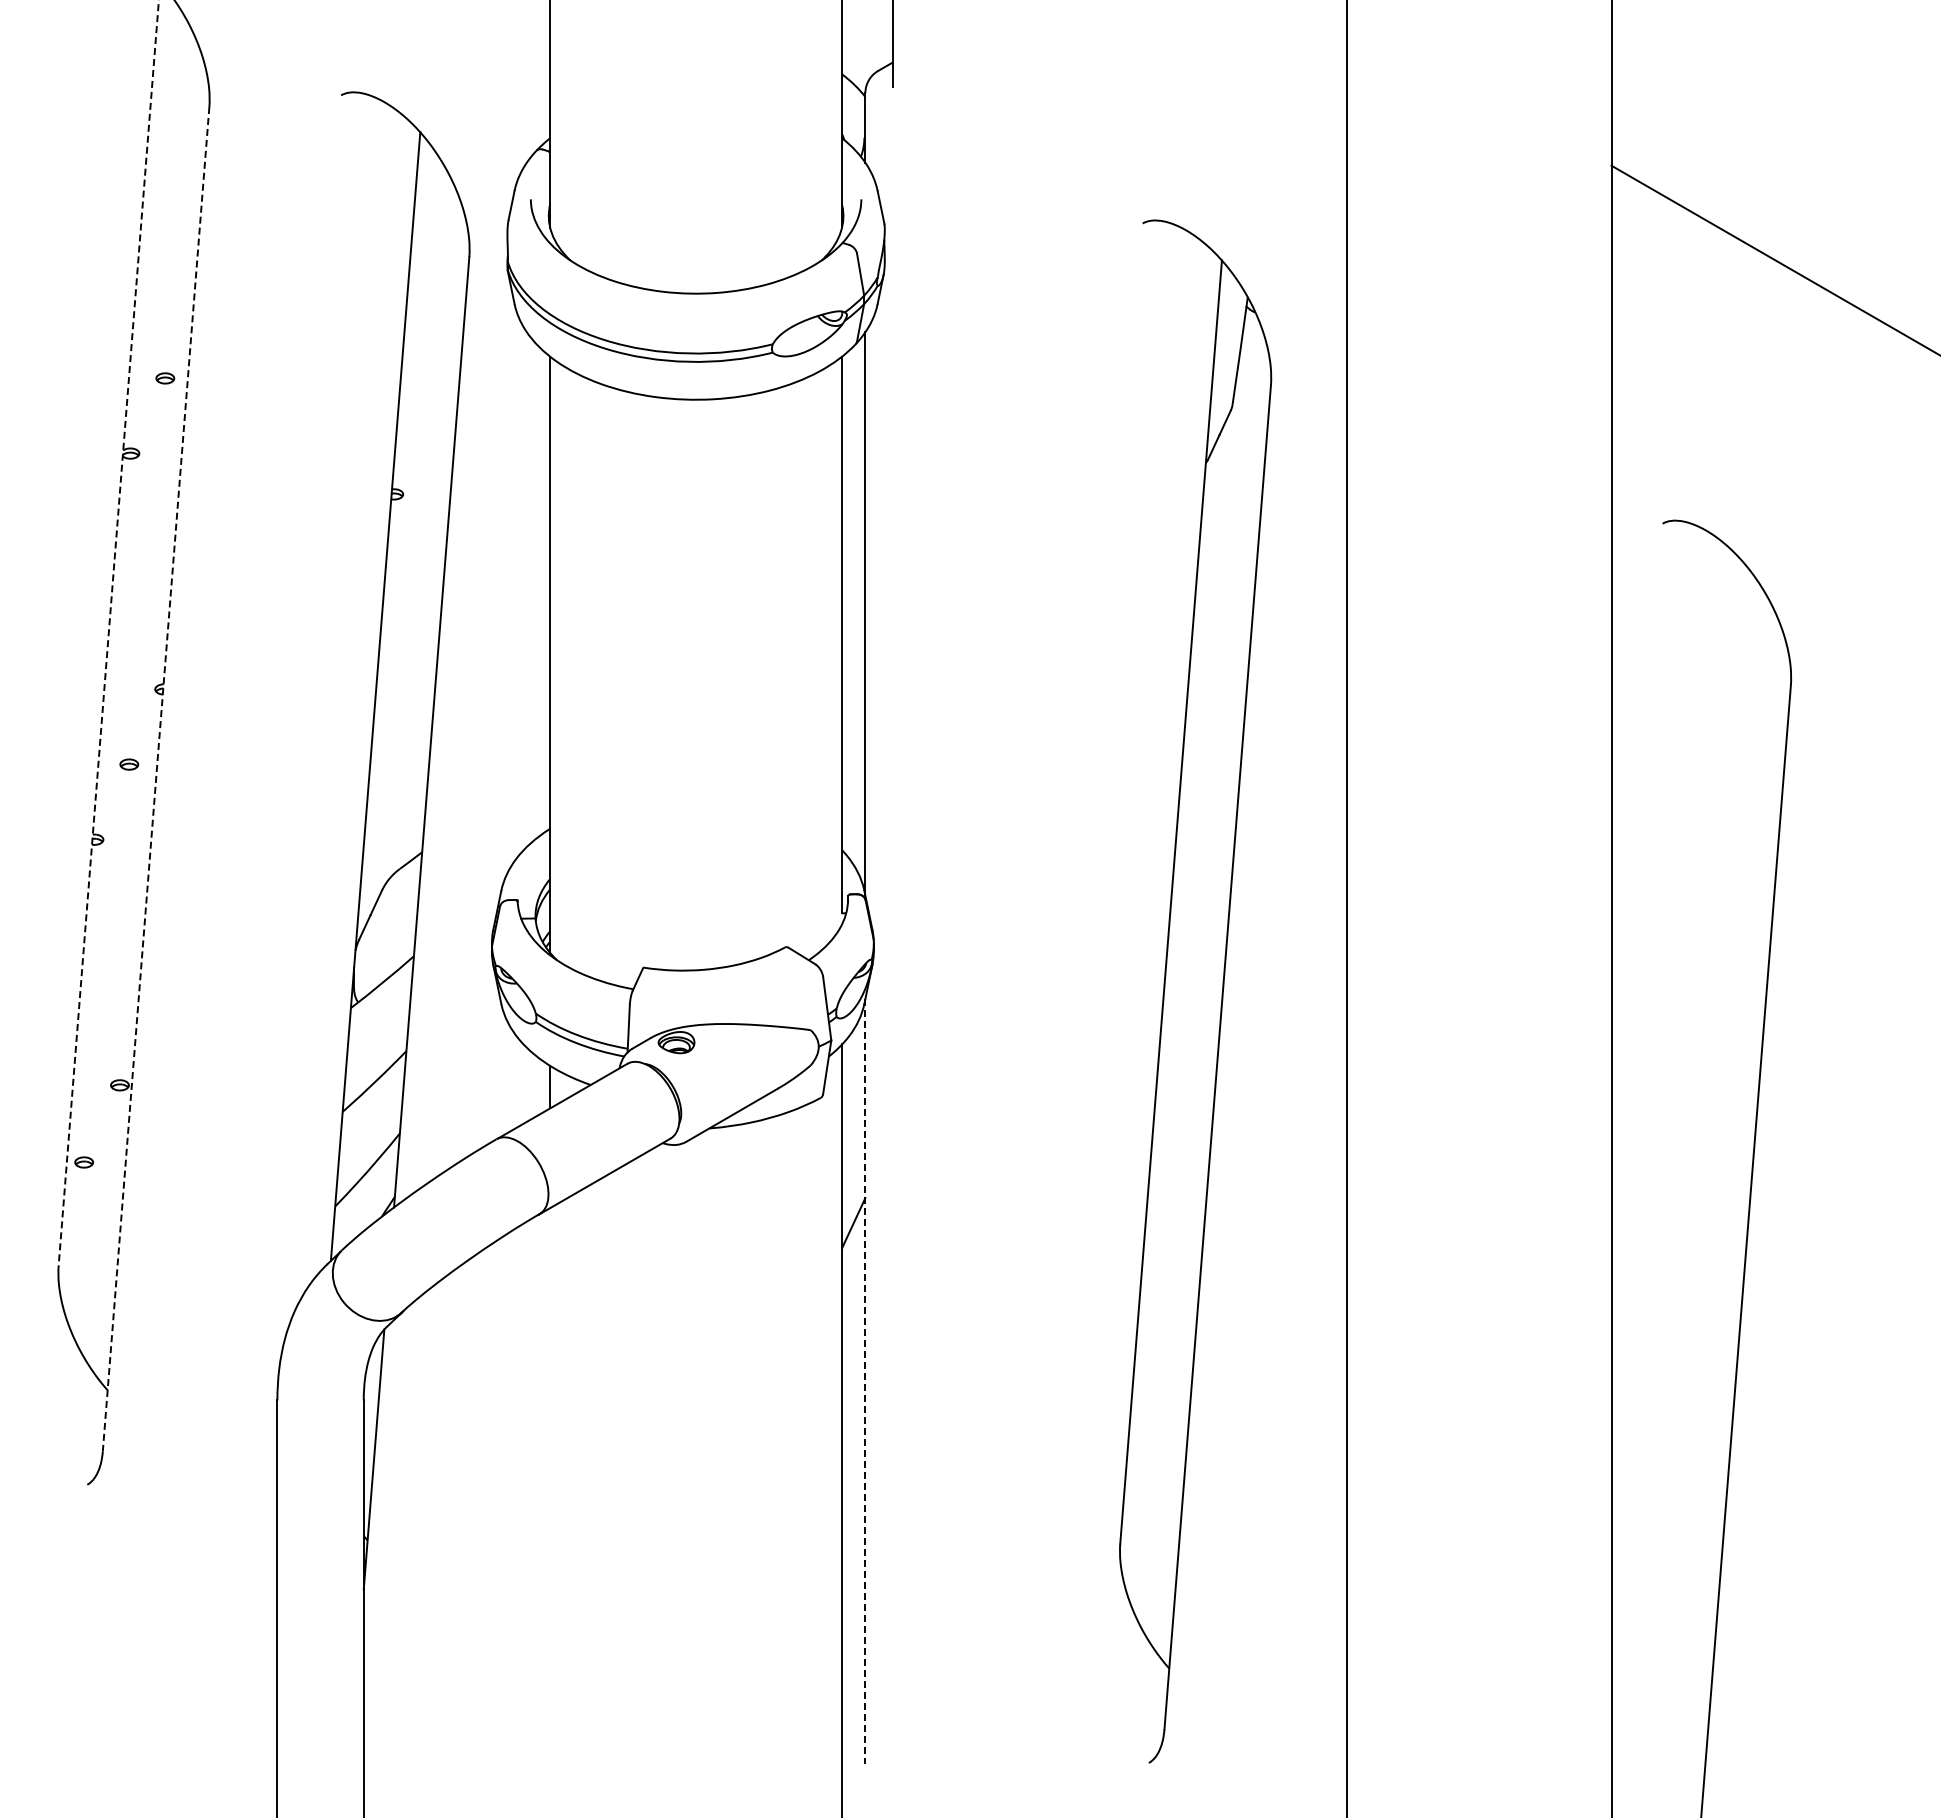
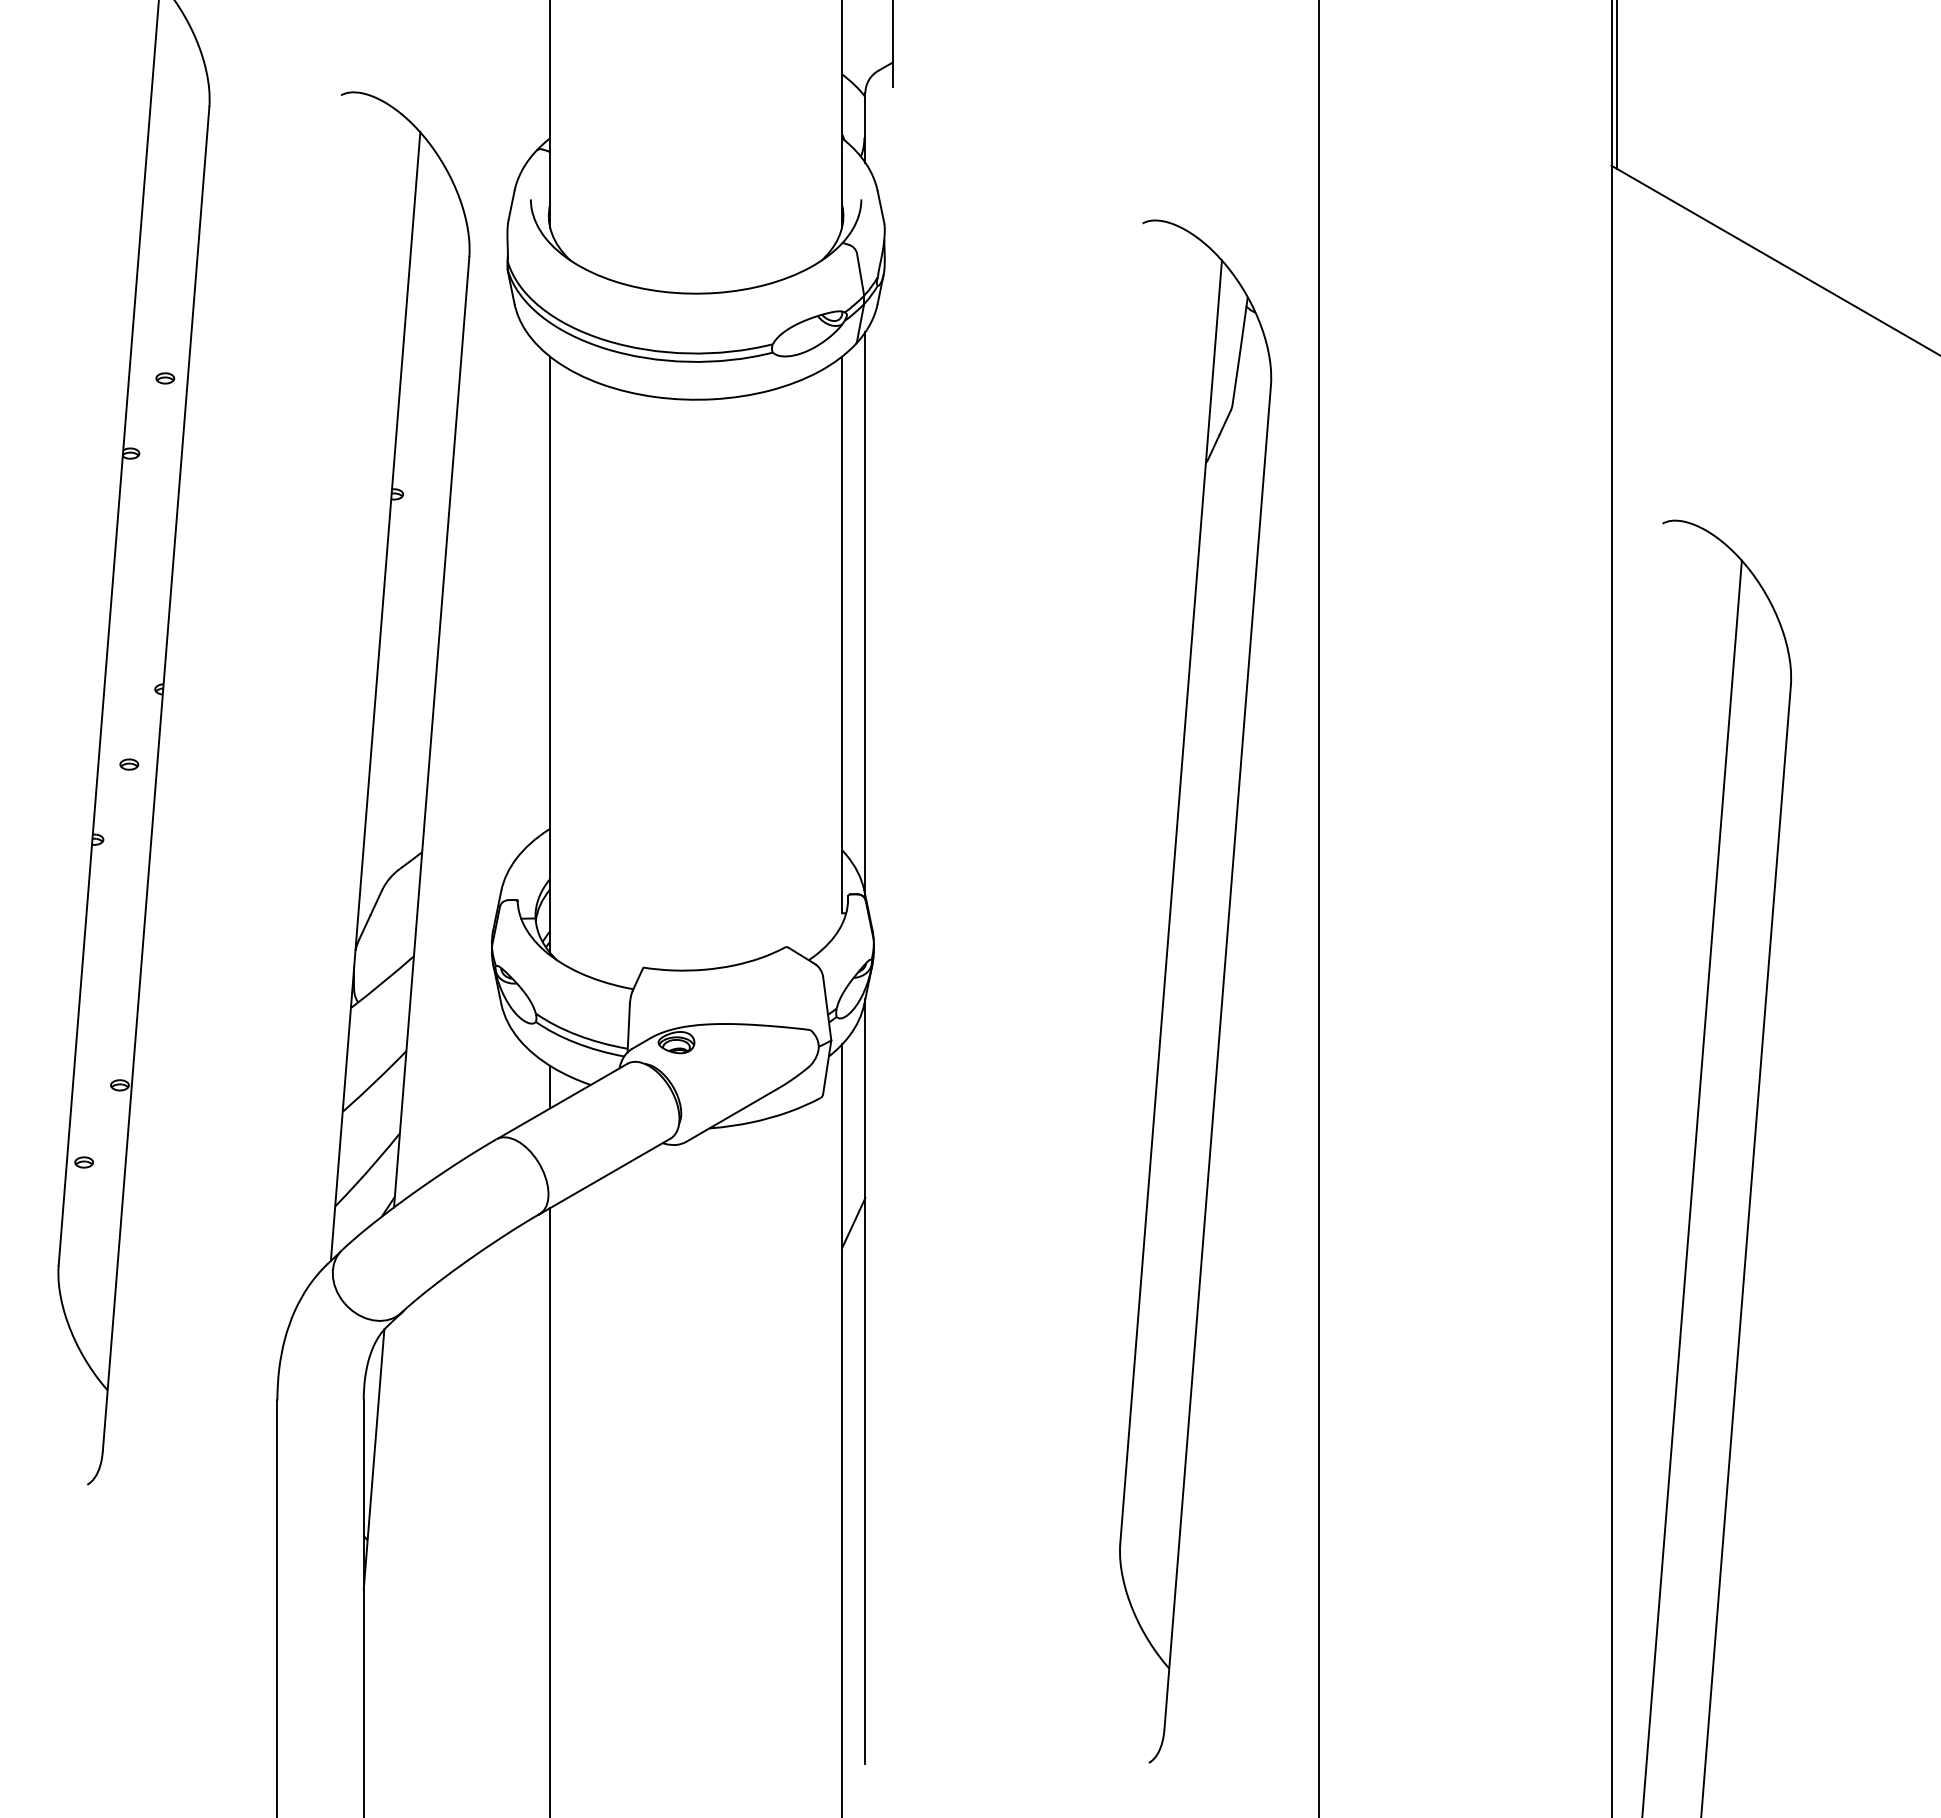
line: none -> present (1616, 85)
line: dashed -> solid (108, 632)
line: dashed -> solid (156, 779)
line position: (1347, 908) -> (1319, 908) (1319, 908)
line: none -> present (1691, 1187)
line: dashed -> solid (865, 1381)
line: none -> present (550, 1511)
